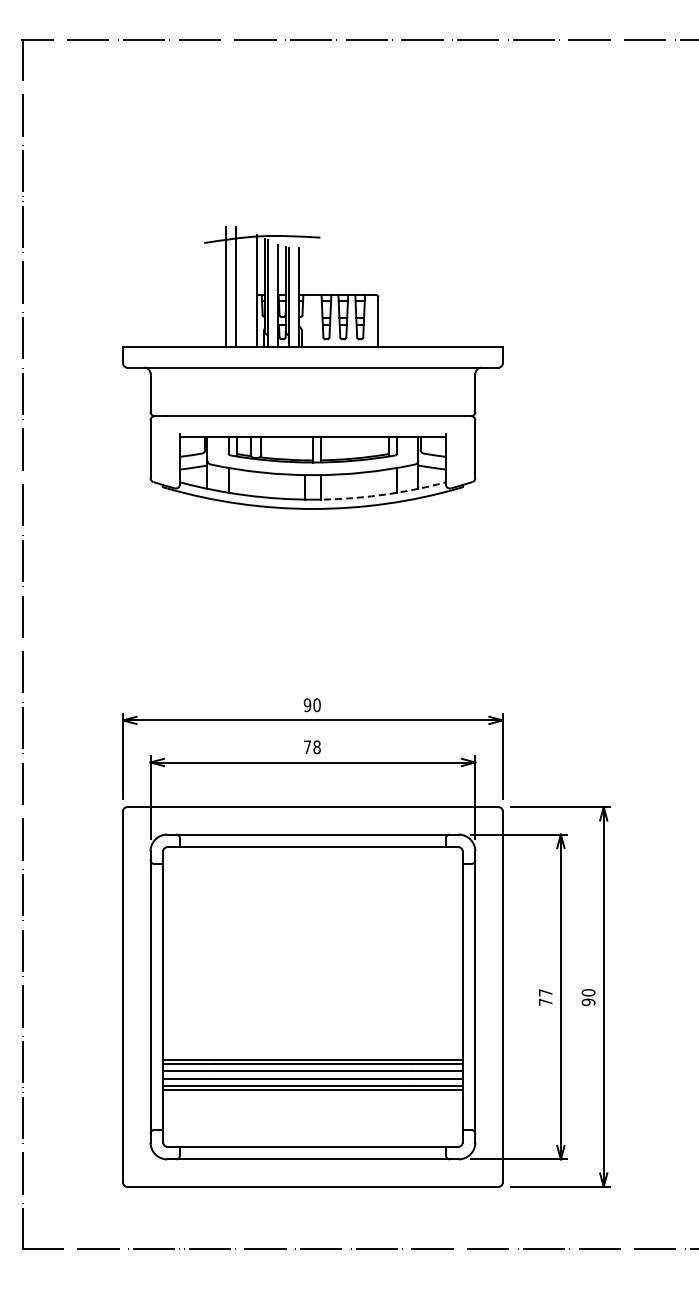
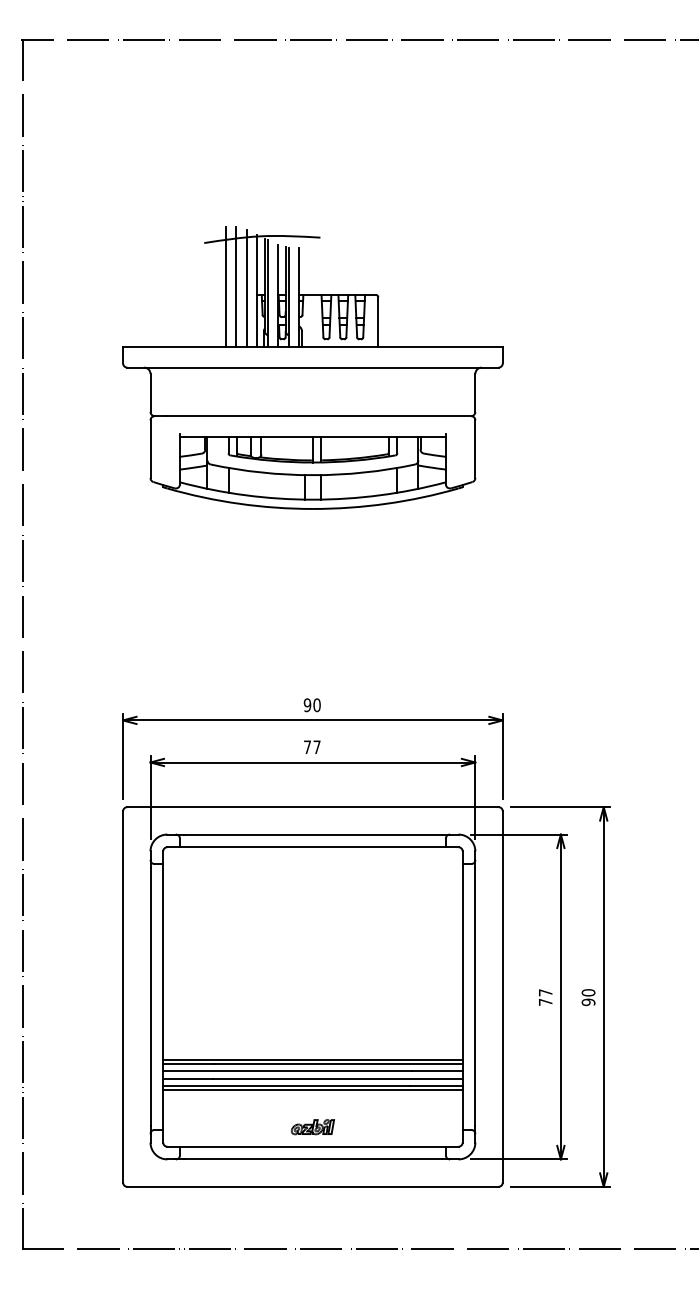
line: none -> present (246, 288)
arc: dashed -> solid (379, 495)
text: 78 -> 77 (316, 747)
part: none -> present (312, 1127)
